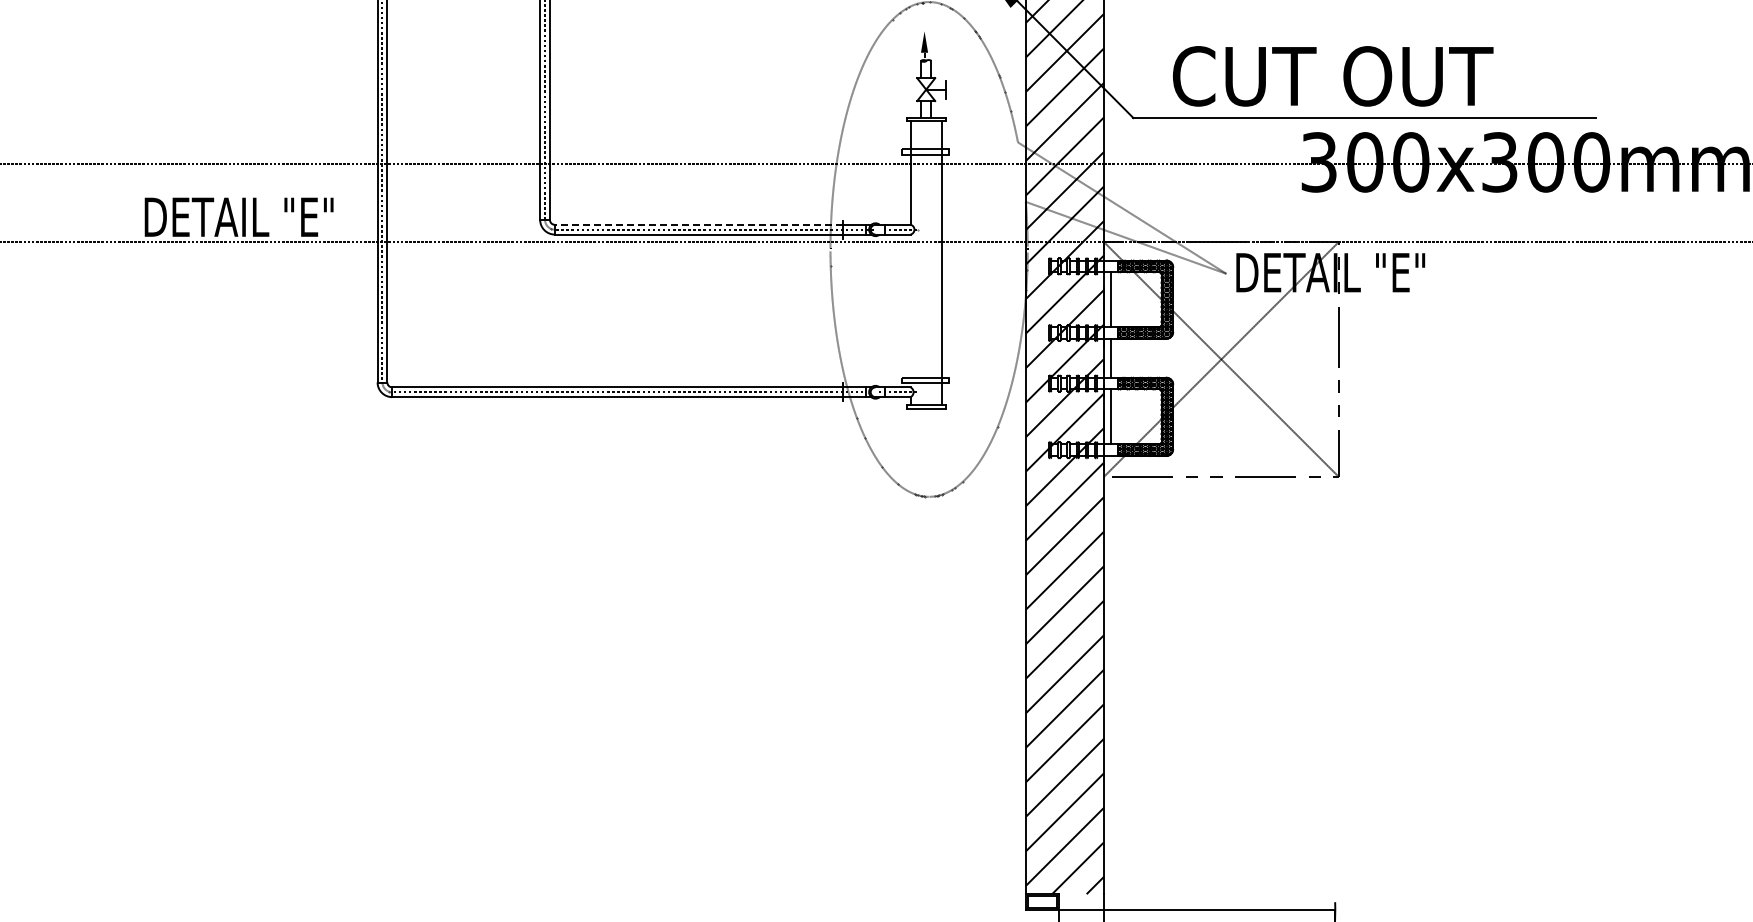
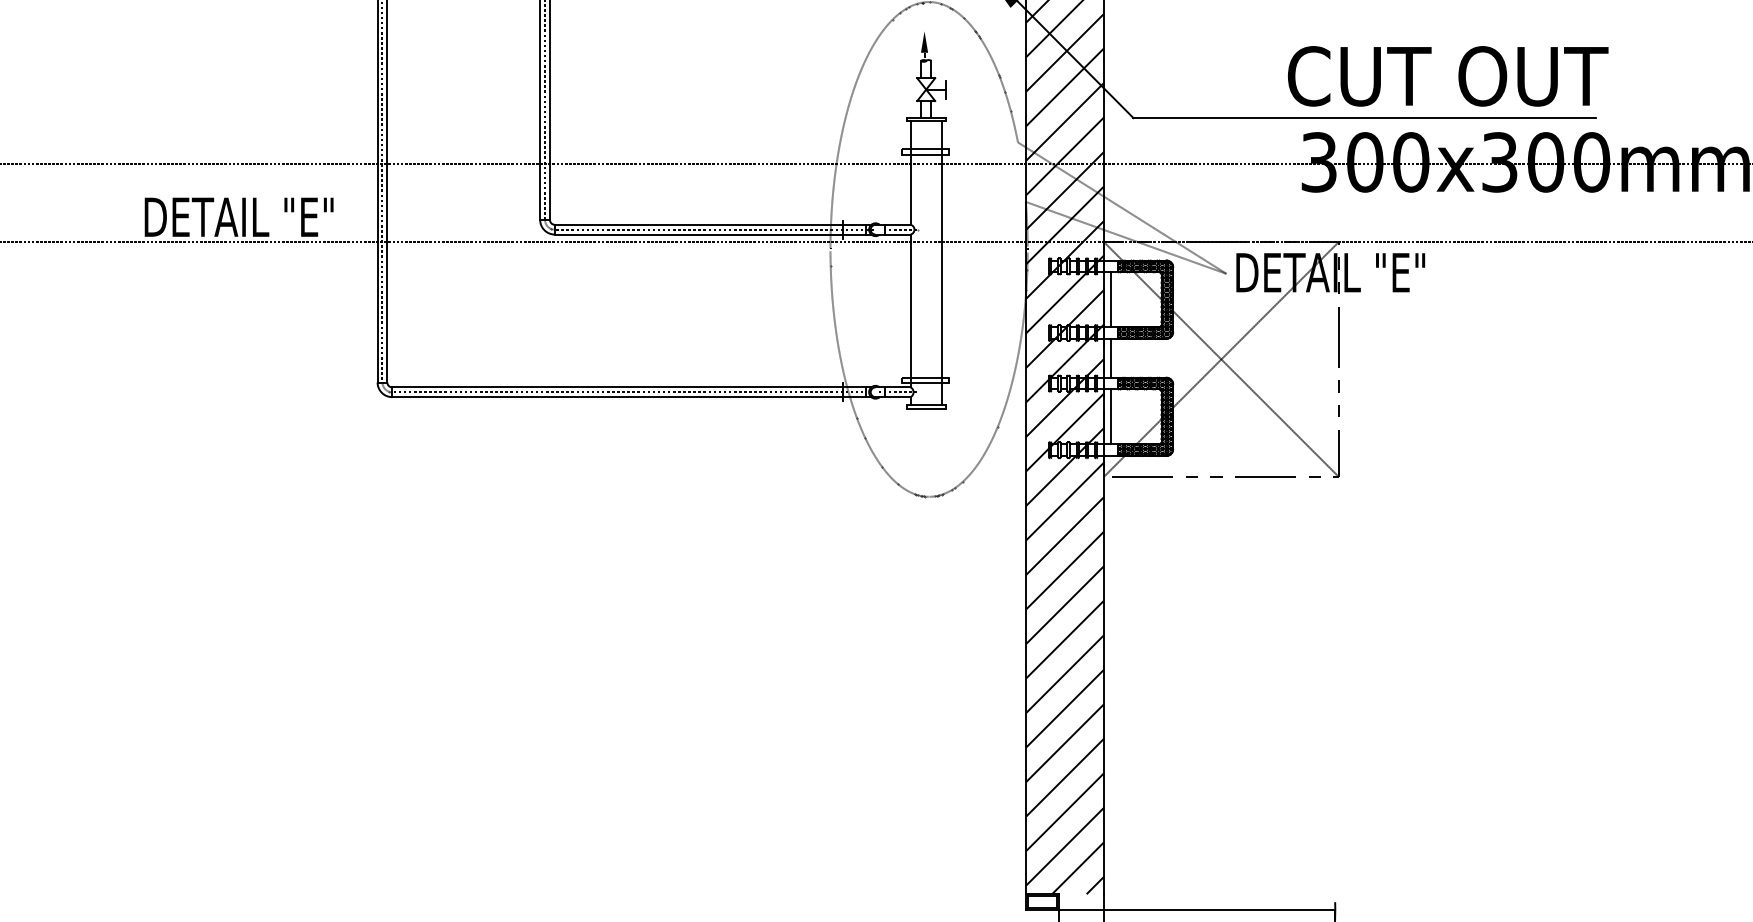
text position: (1333, 76) -> (1448, 76) (1448, 76)
line: dashed -> solid (698, 224)
line: none -> present (910, 310)
